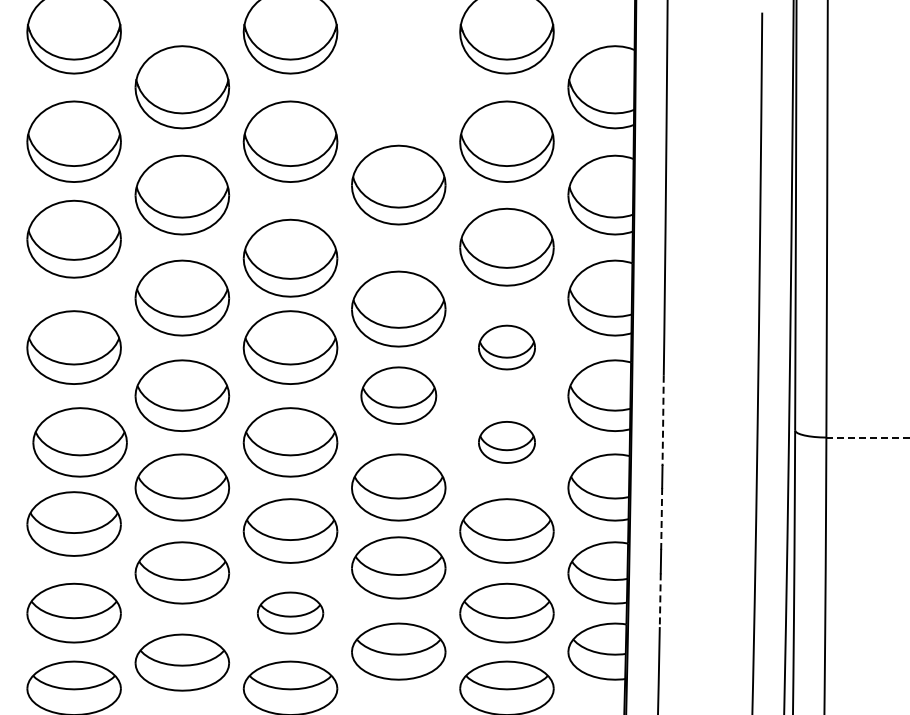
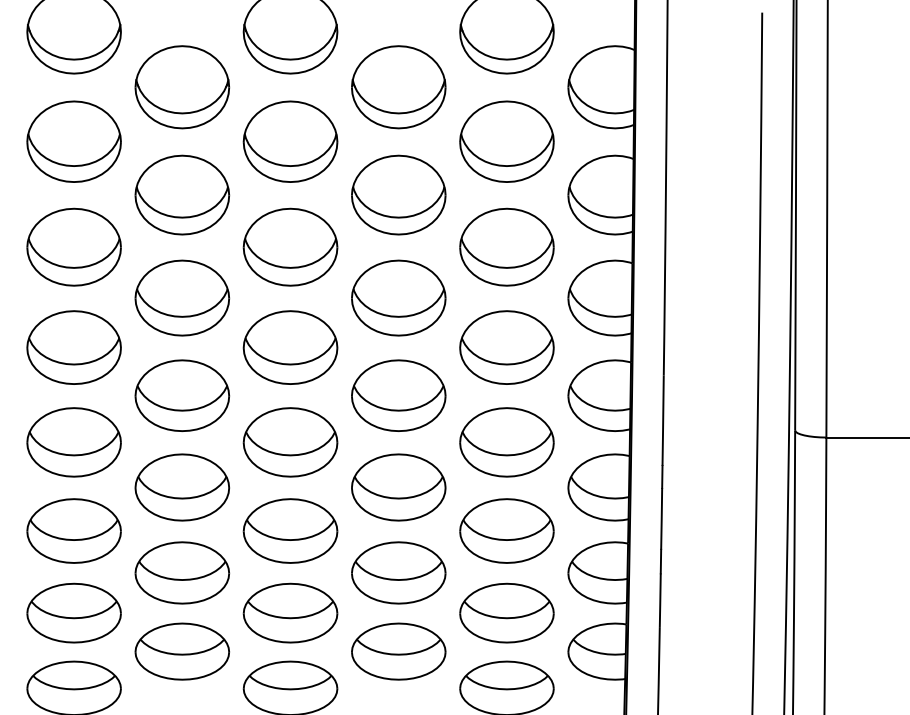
part: none -> present (398, 87)
part position: (398, 184) -> (398, 194) (398, 194)
part position: (73, 238) -> (73, 246) (73, 246)
part position: (290, 257) -> (290, 246) (290, 246)
part position: (398, 308) -> (398, 297) (398, 297)
part size: 58x47 px -> 96x75 px (506, 347)
part size: 78x59 px -> 96x73 px (398, 395)
line: dashed -> solid (663, 421)
line: dashed -> solid (868, 437)
part position: (79, 442) -> (73, 442) (73, 442)
part size: 58x43 px -> 96x71 px (506, 442)
line: dashed -> solid (661, 519)
part position: (73, 523) -> (73, 530) (73, 530)
part position: (398, 567) -> (398, 572) (398, 572)
line: dashed -> solid (660, 601)
part size: 69x44 px -> 97x62 px (290, 612)
part position: (181, 662) -> (181, 651) (181, 651)
